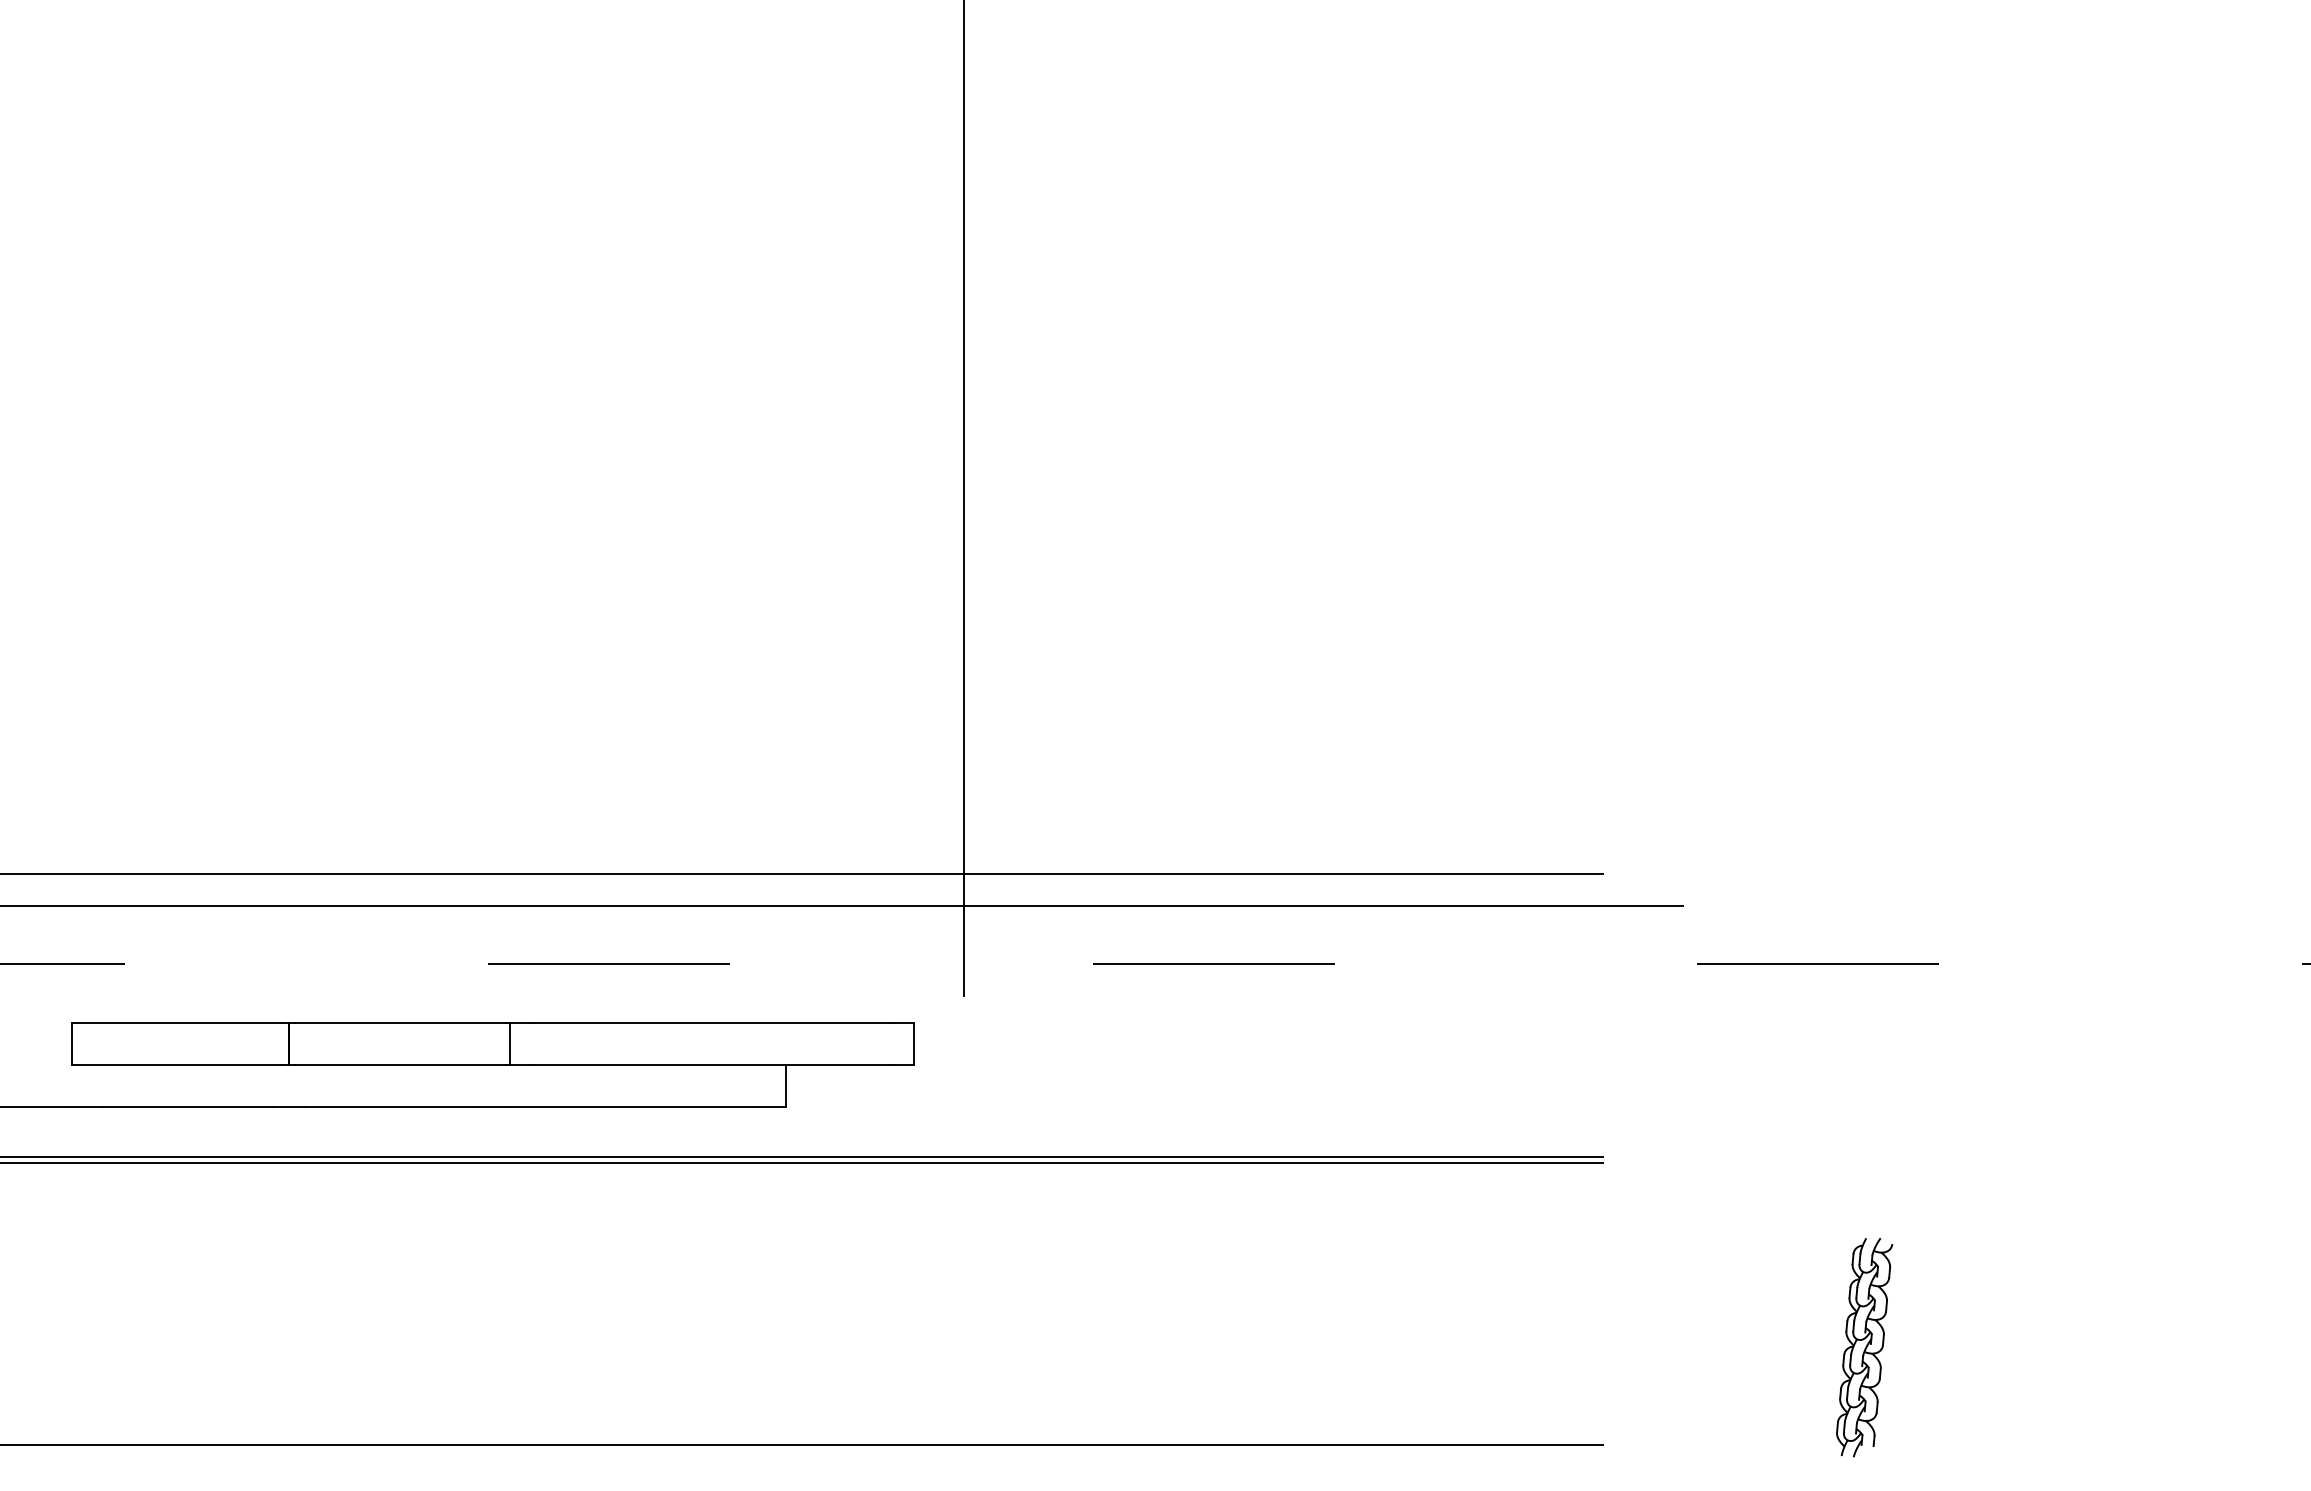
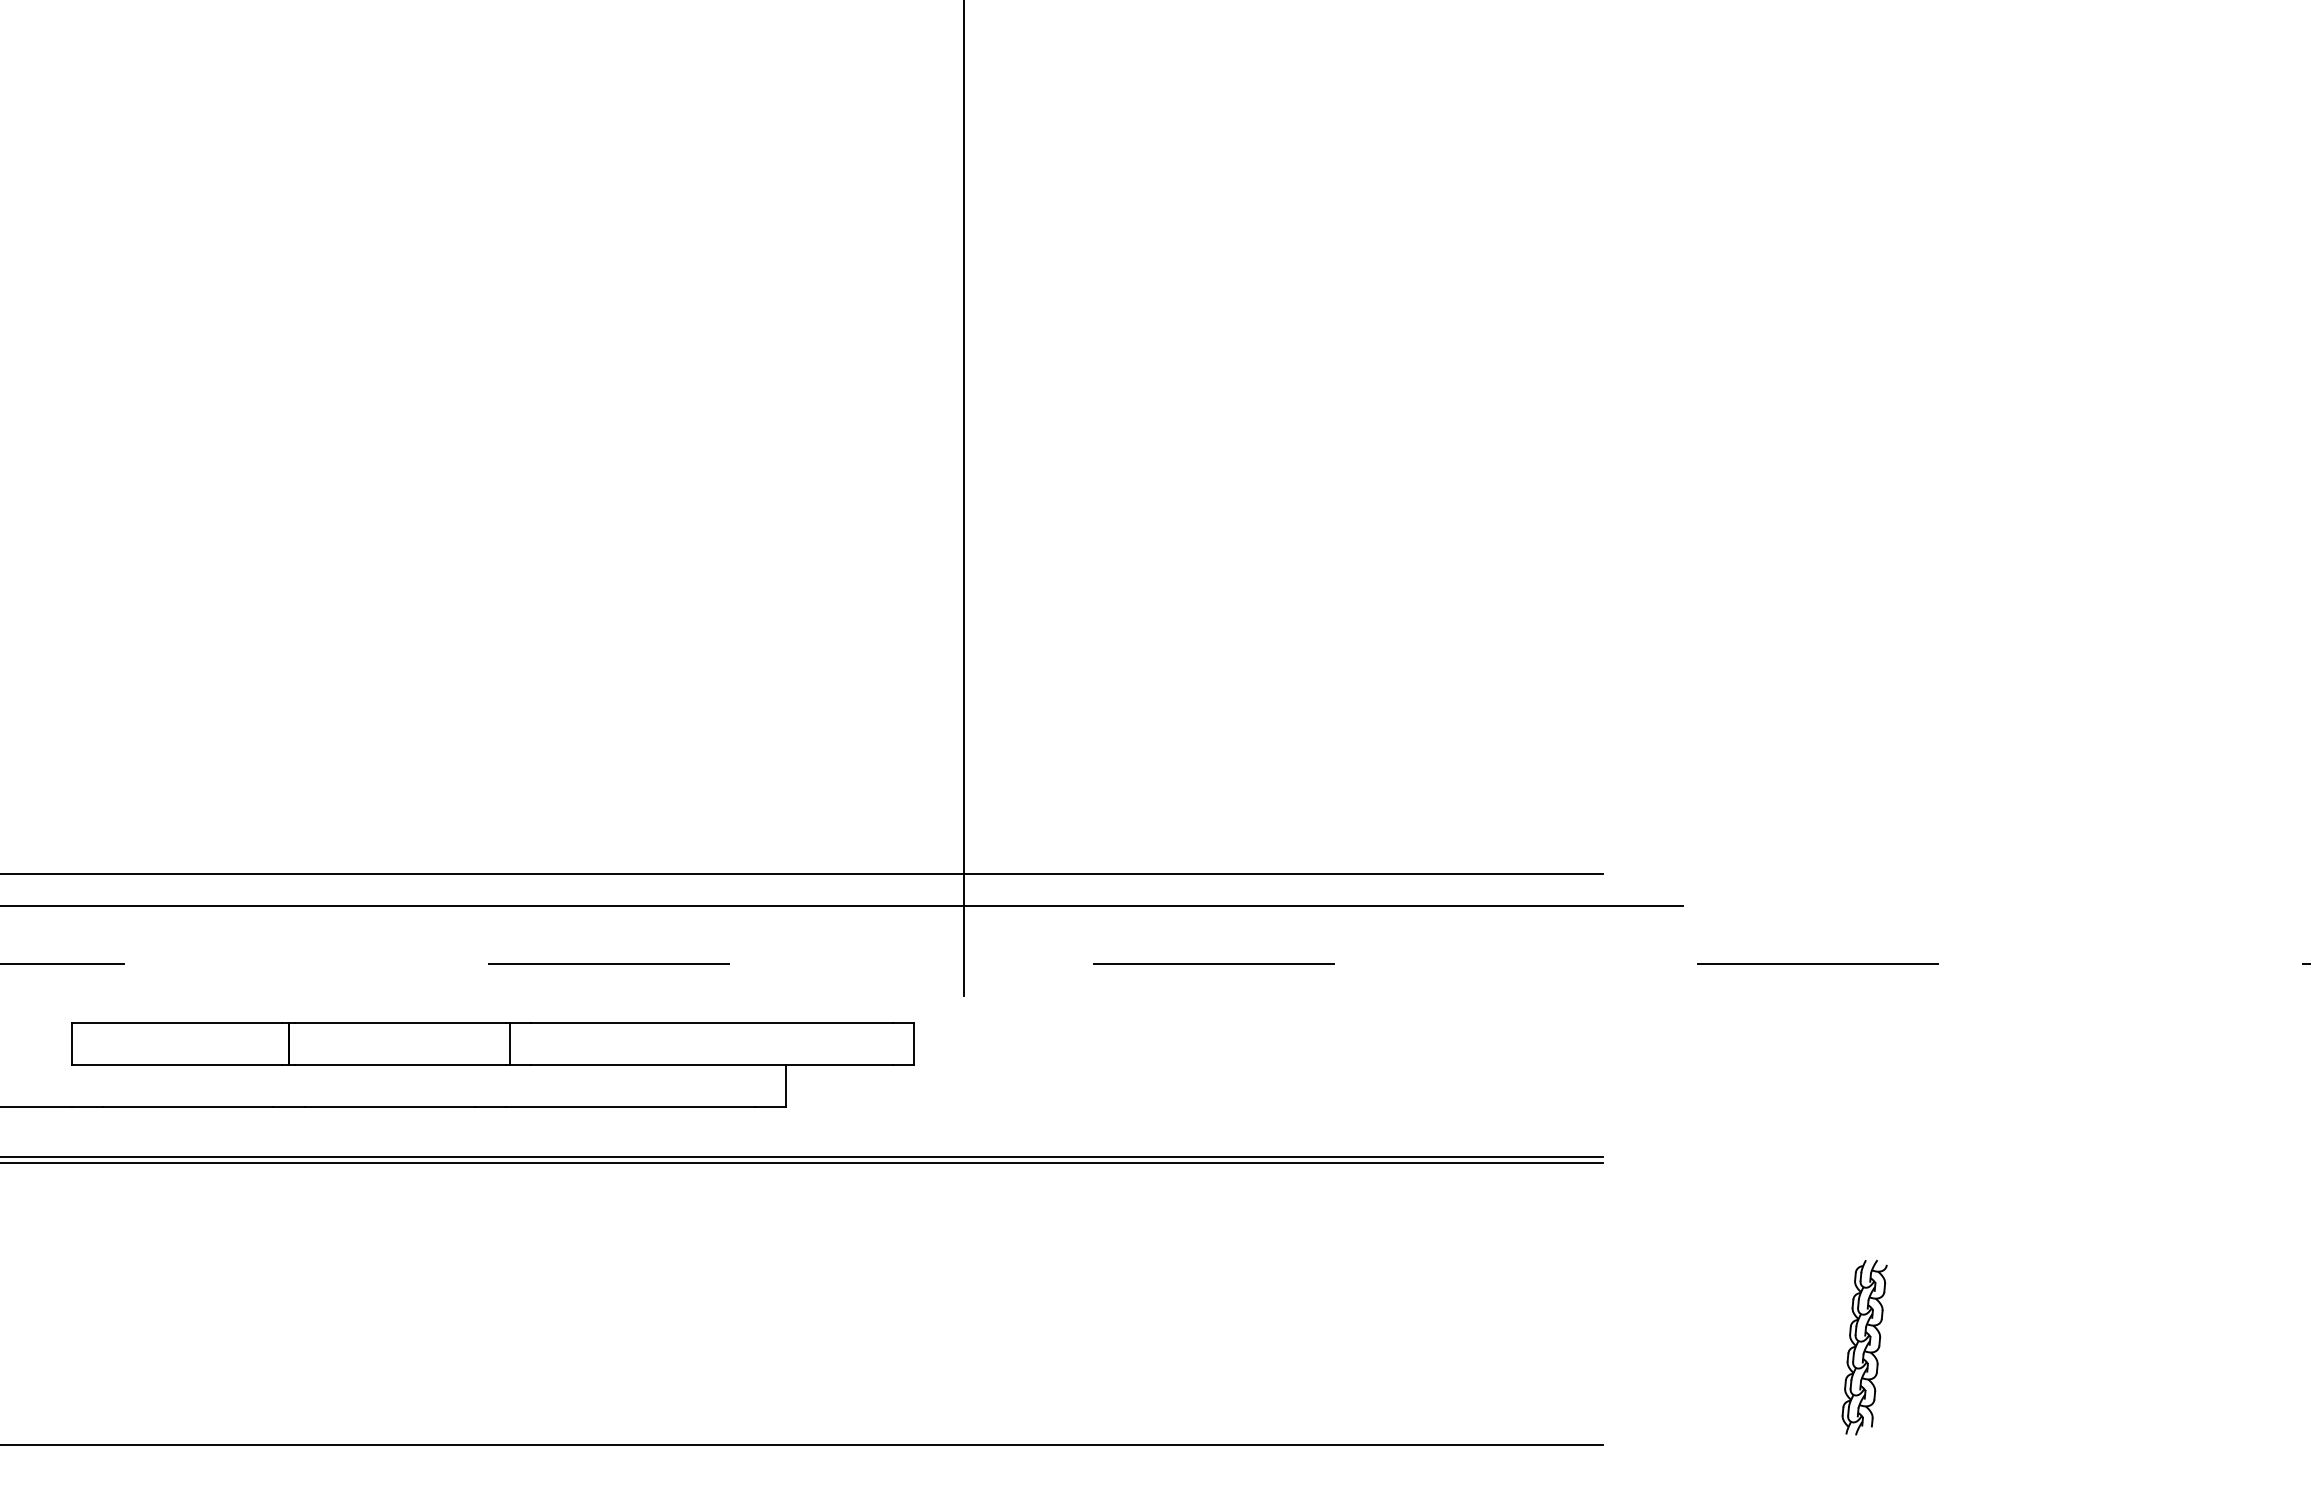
part size: 58x220 px -> 47x176 px (1864, 1347)
